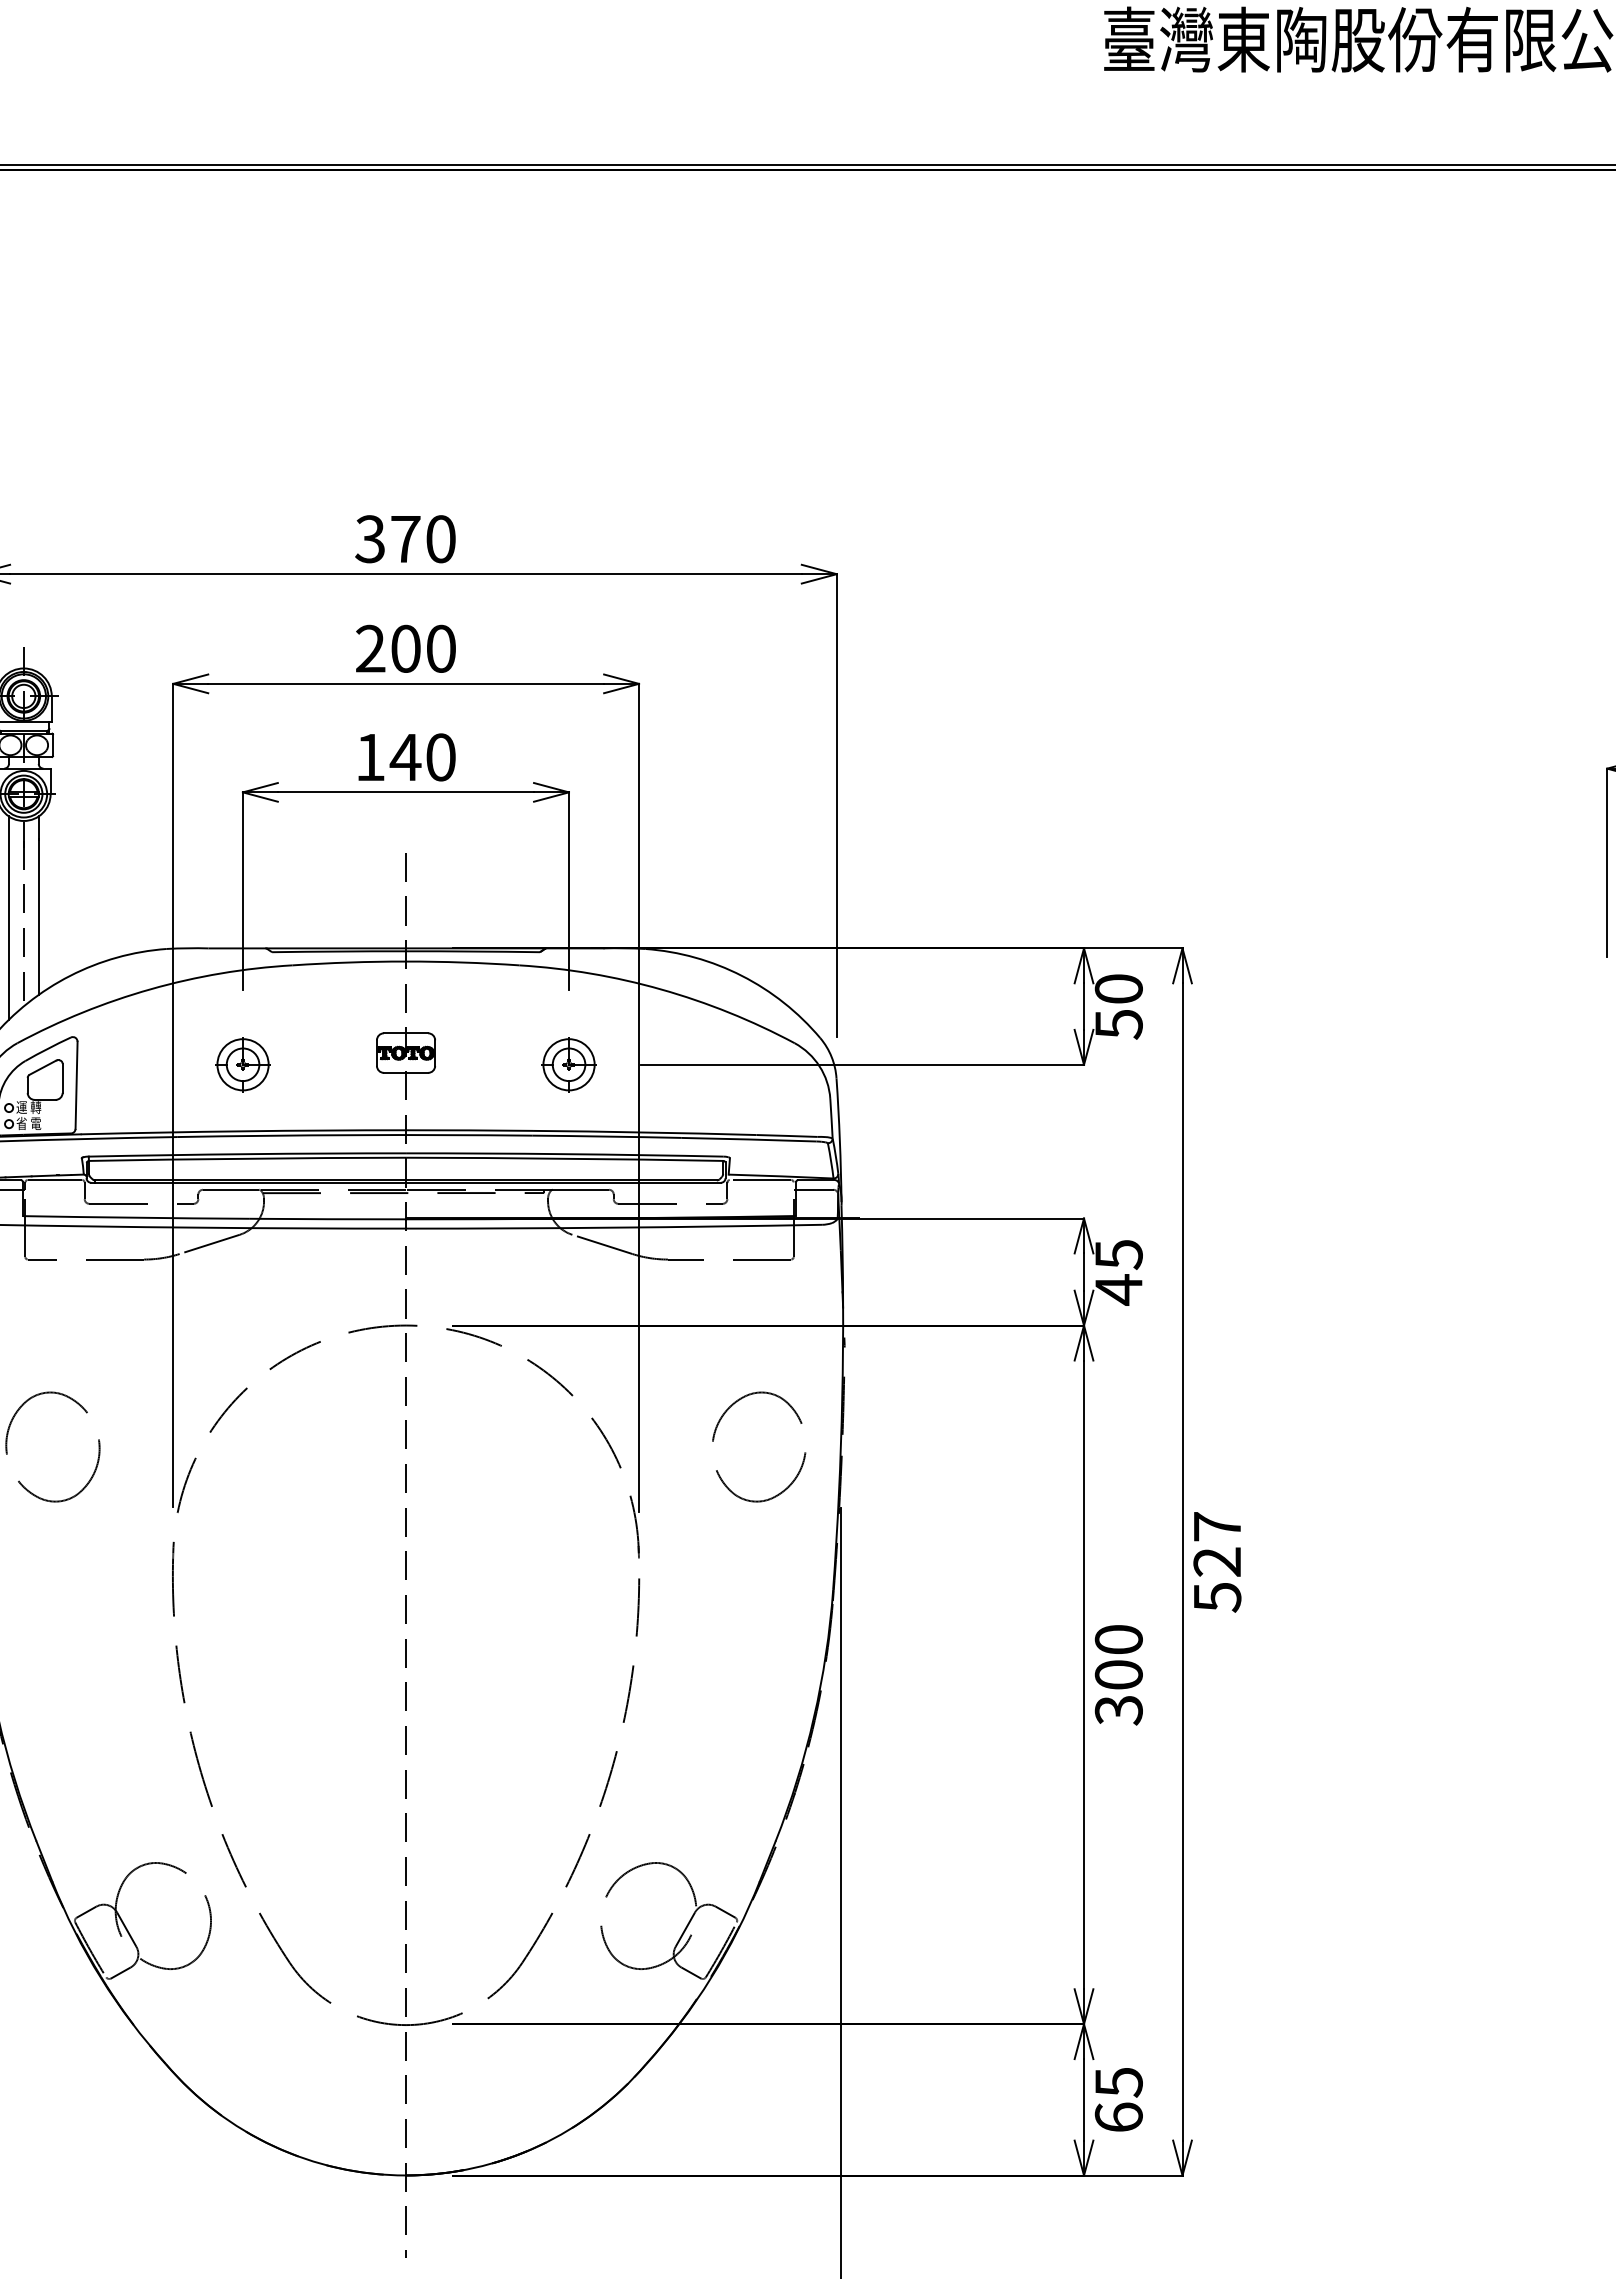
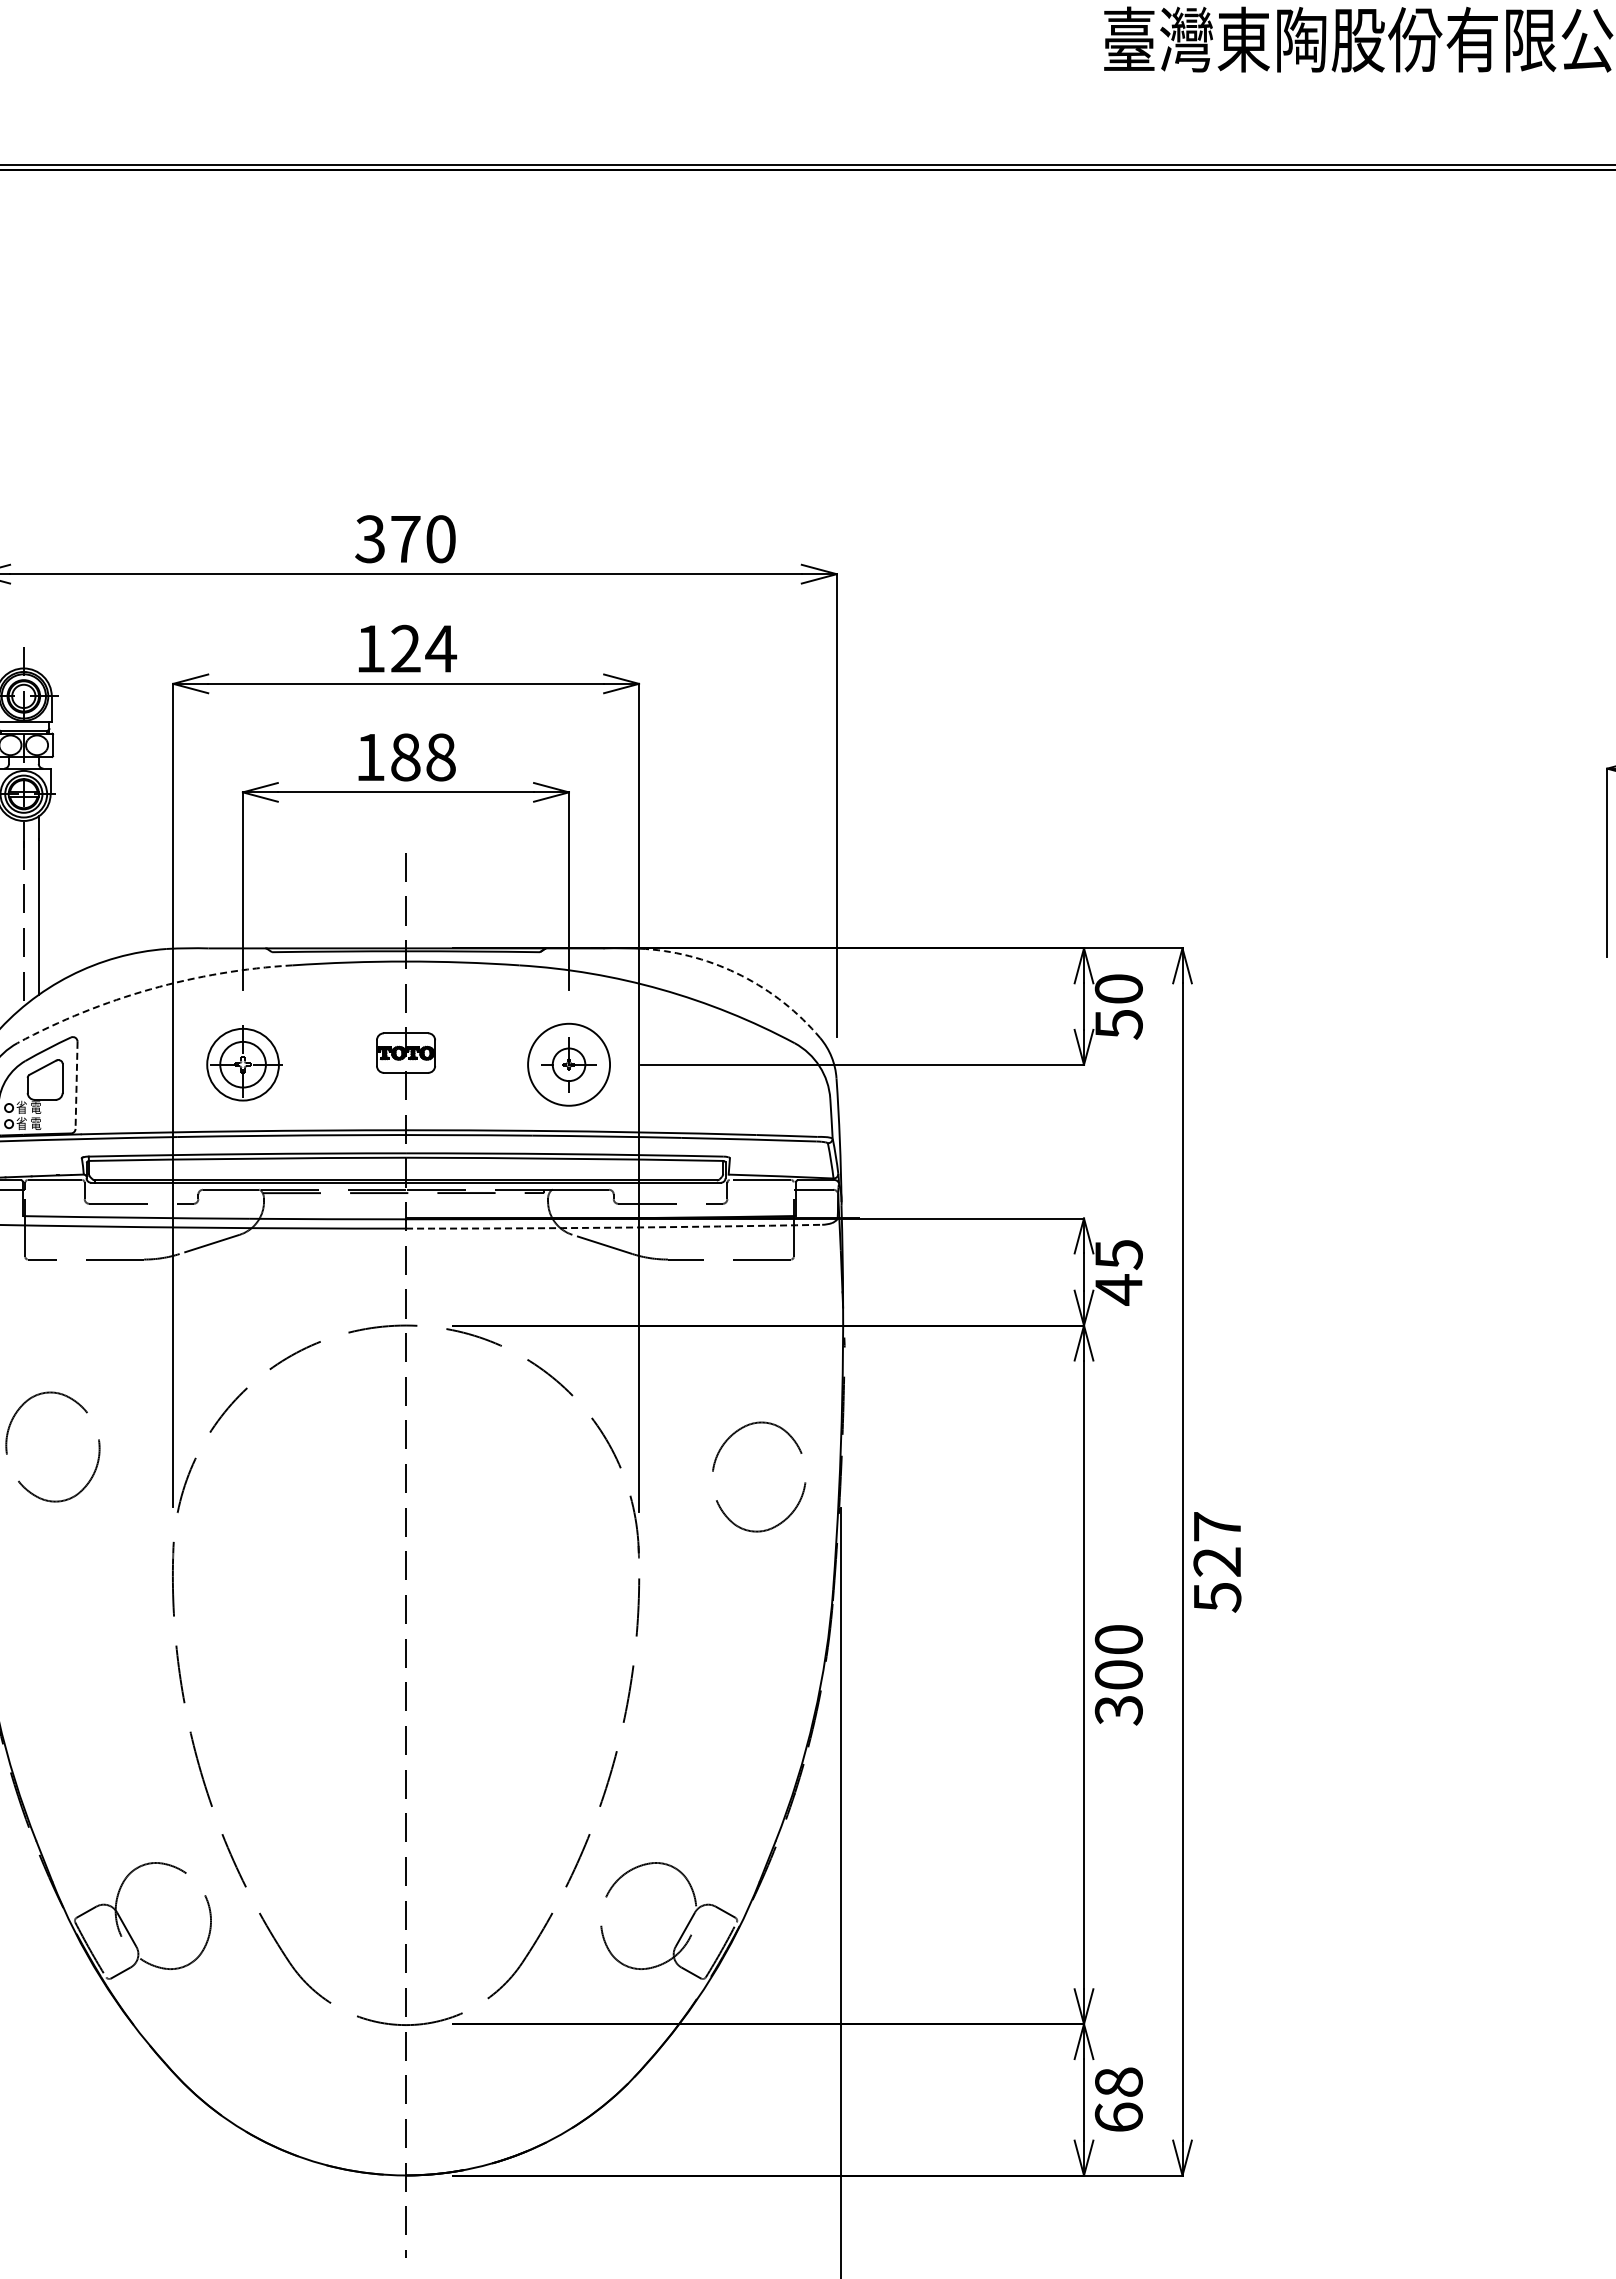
text: 200 -> 124 (406, 648)
text: 140 -> 188 (422, 757)
line: present -> none (8, 917)
arc: solid -> dashed (741, 975)
arc: solid -> dashed (150, 989)
part size: 56x56 px -> 77x77 px (244, 1063)
circle diameter: 51 px -> 82 px (569, 1064)
line: solid -> dashed (76, 1085)
text: 運 轉 -> 省 電 (28, 1107)
arc: solid -> dashed (614, 1227)
part position: (803, 1456) -> (803, 1486) (803, 1486)
text: 65 -> 68 (1118, 2082)
